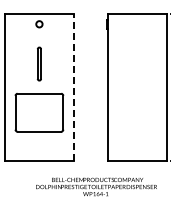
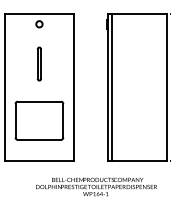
line: none -> present (112, 86)
line: dashed -> solid (73, 87)
part position: (39, 112) -> (39, 120) (39, 120)
